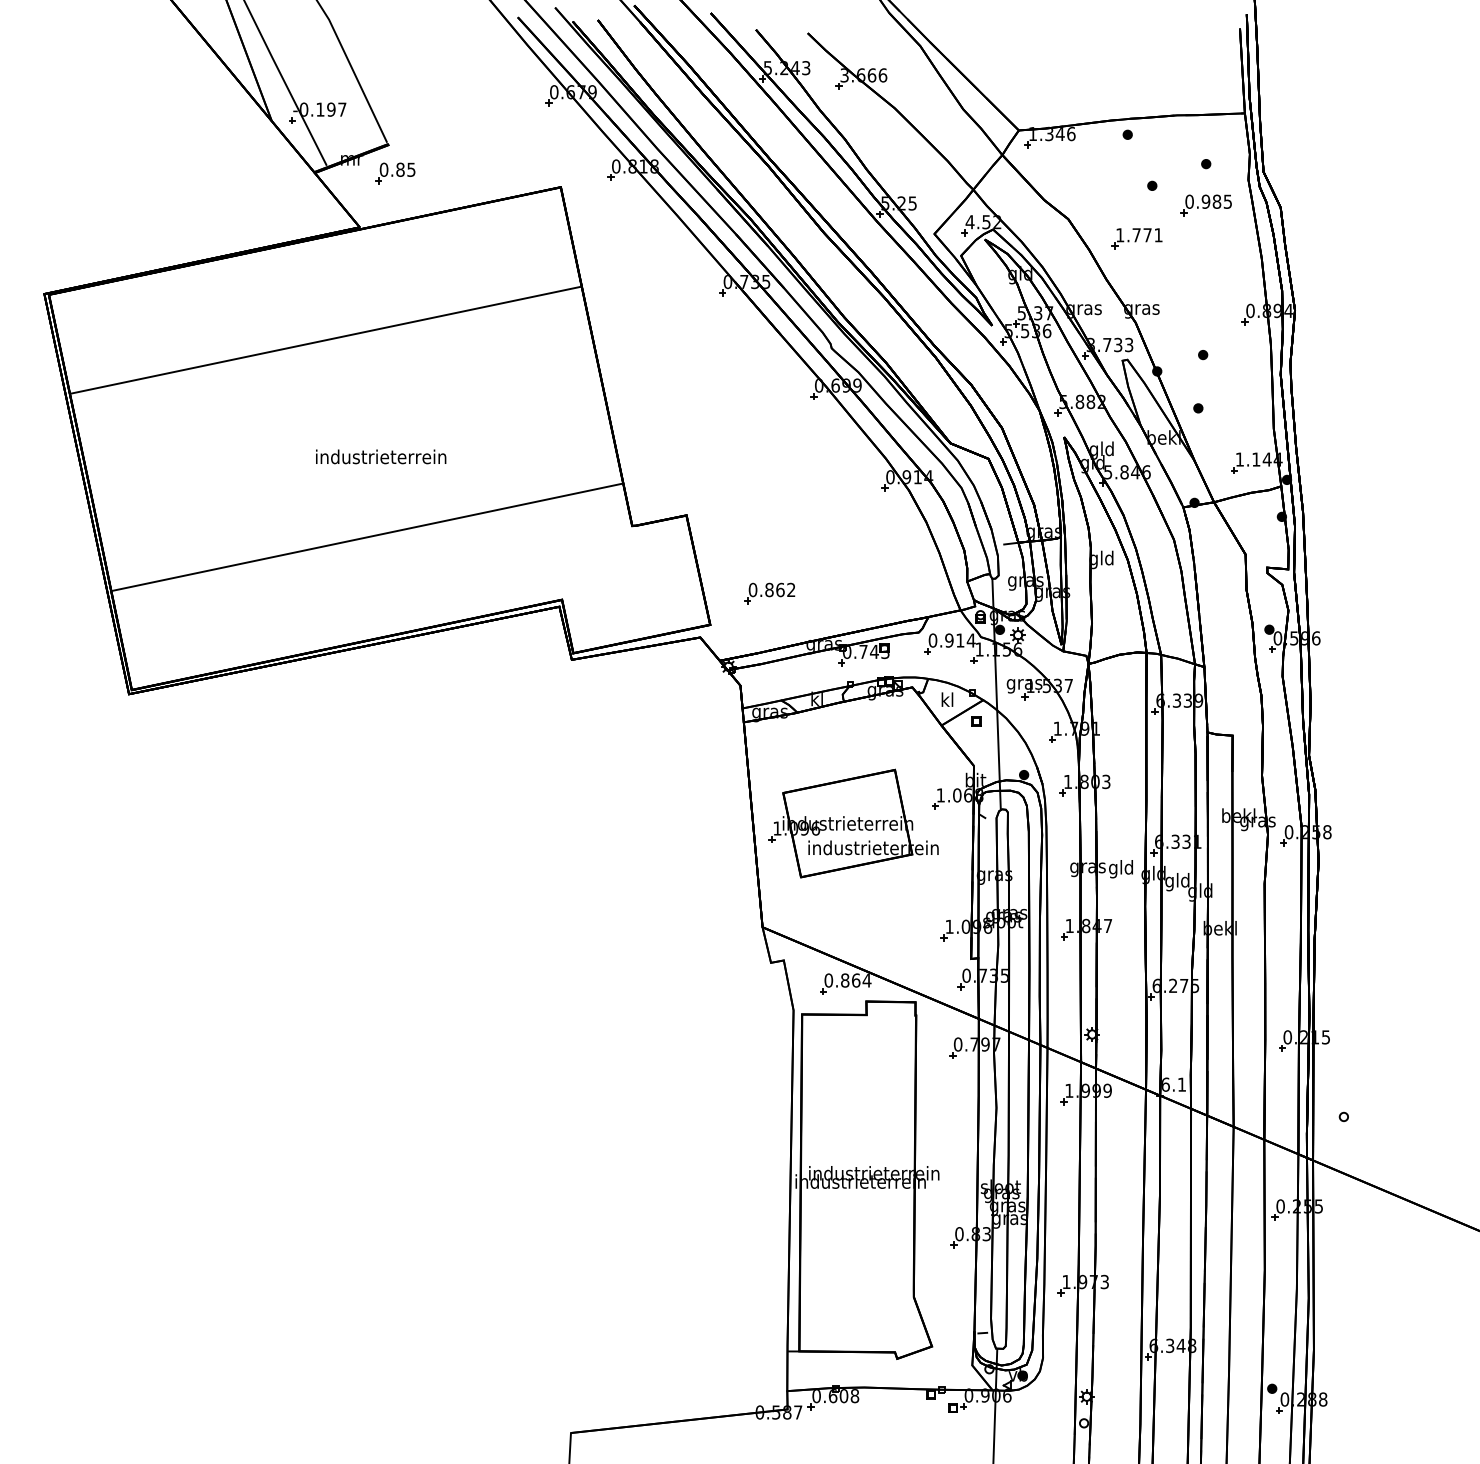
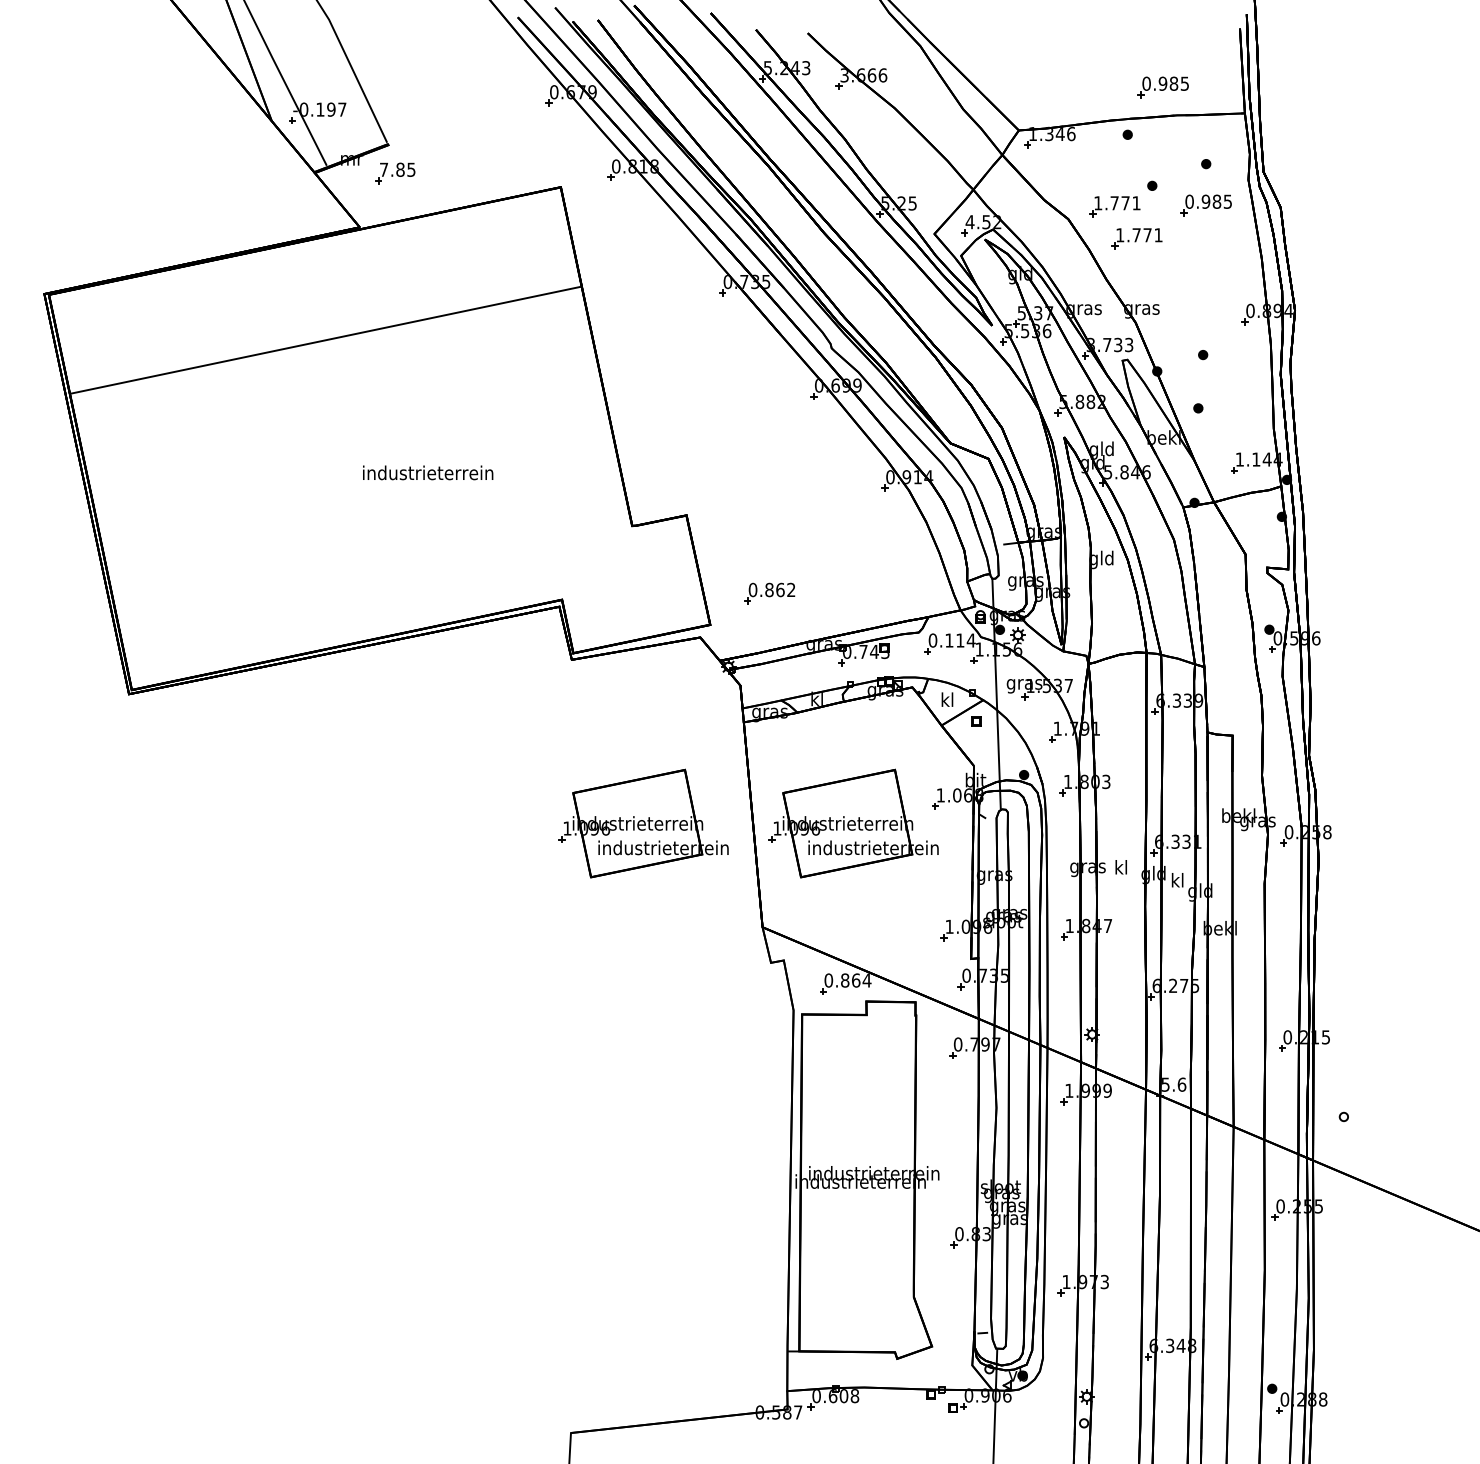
part: none -> present (1162, 87)
text: 0.85 -> 7.85 (383, 169)
part: none -> present (1114, 206)
text position: (381, 456) -> (428, 472) (428, 472)
line: present -> none (367, 536)
text: 0.914 -> 0.114 (949, 640)
part: none -> present (643, 823)
text: gld -> kl (1120, 869)
text: gld -> kl (1177, 882)
text: 6.1 -> 5.6 (1173, 1084)
